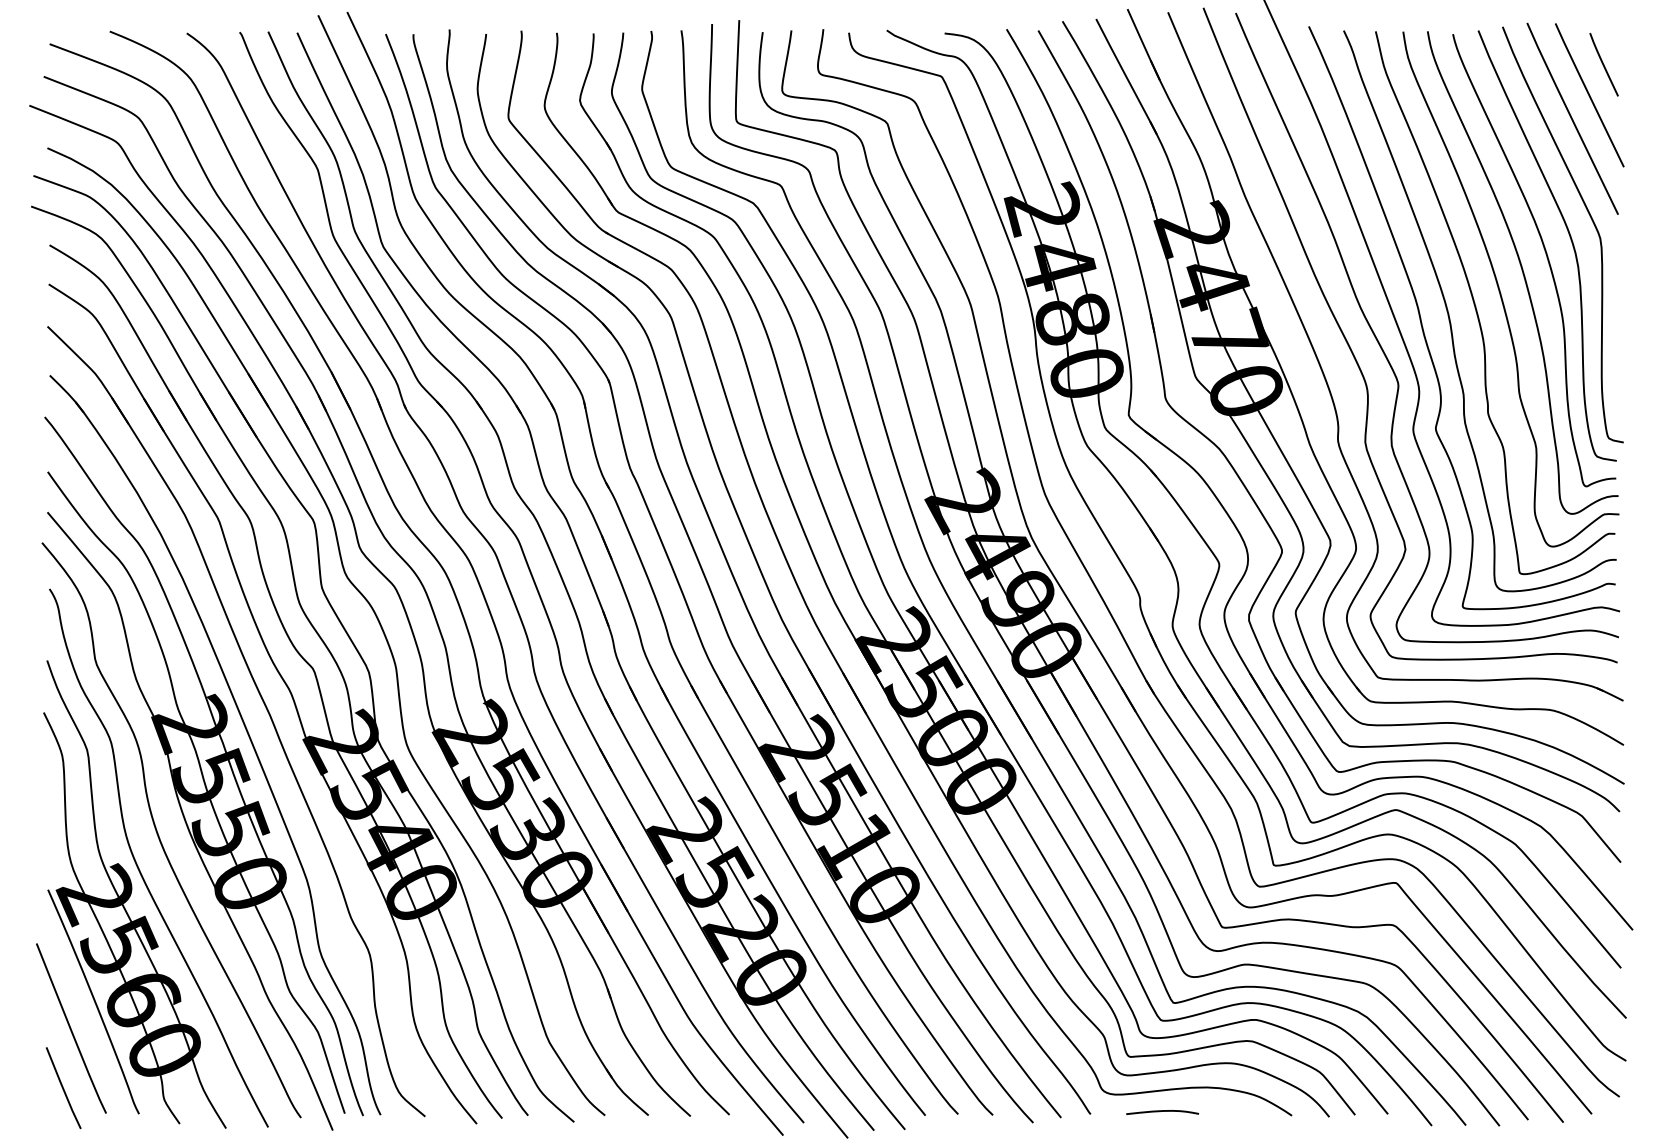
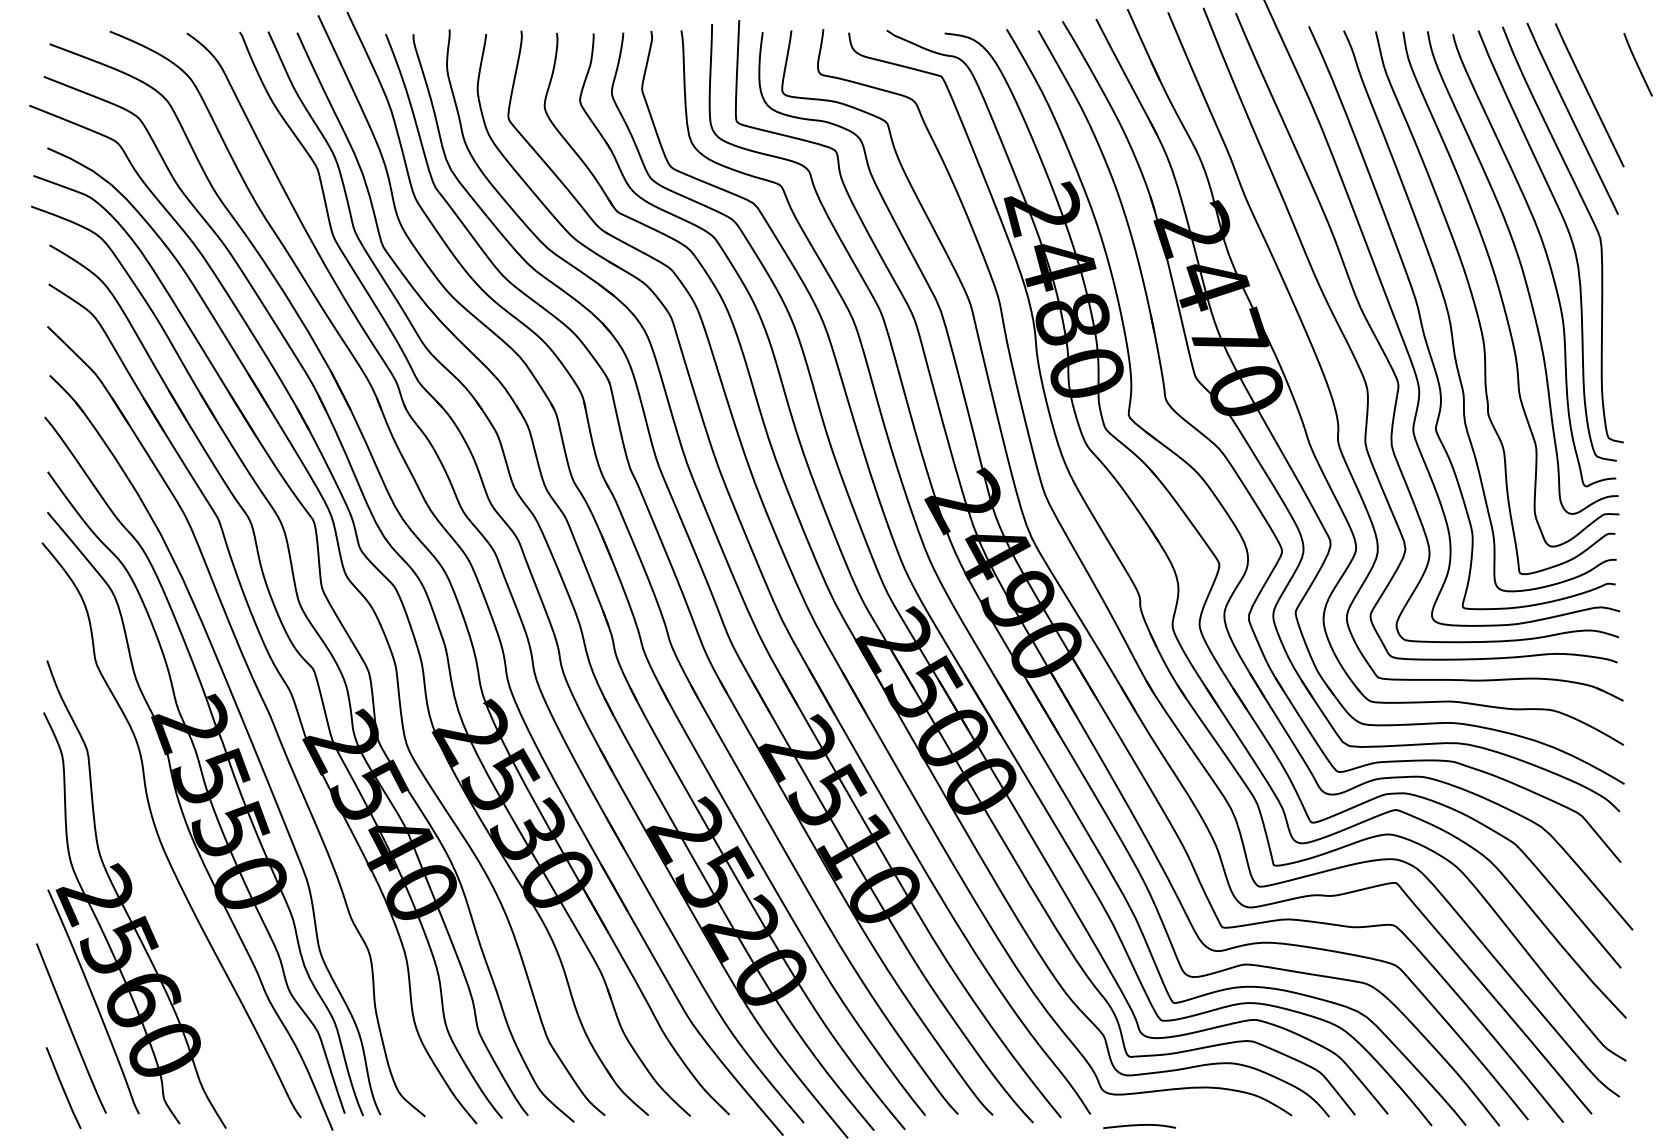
line position: (1603, 64) -> (1637, 64) (1637, 64)
curve: present -> none (138, 865)
curve position: (1162, 1111) -> (1139, 1125) (1139, 1125)
